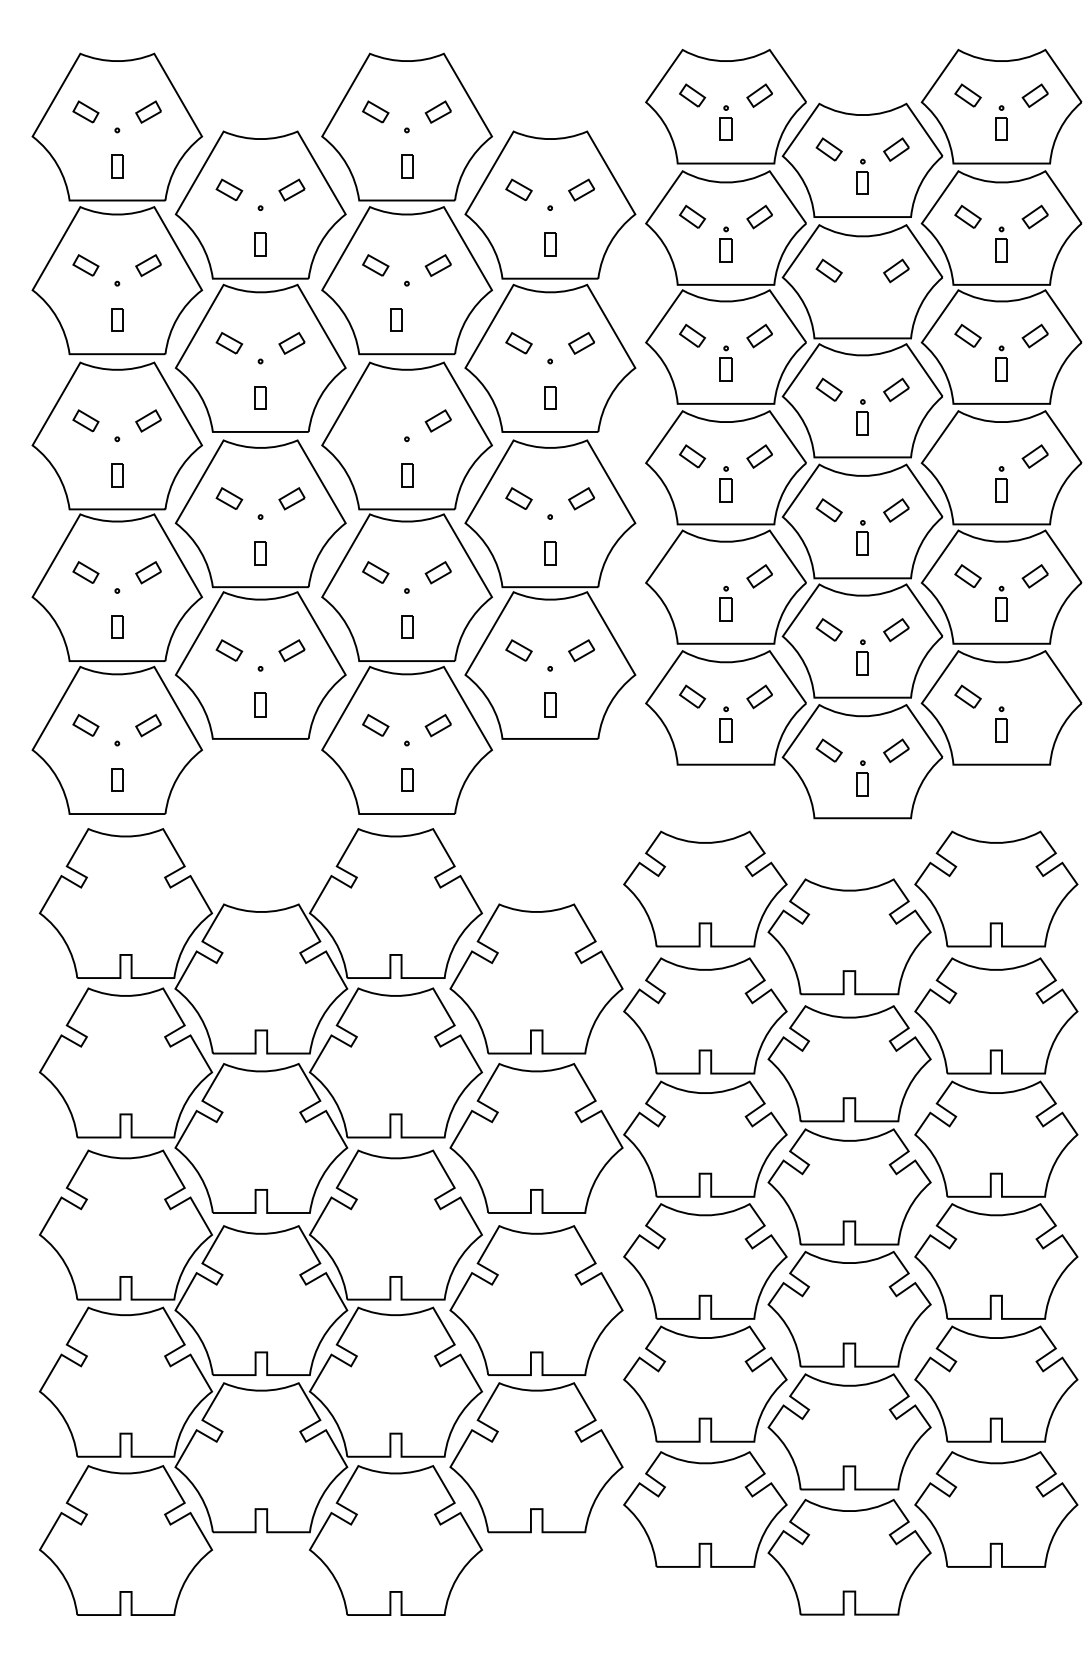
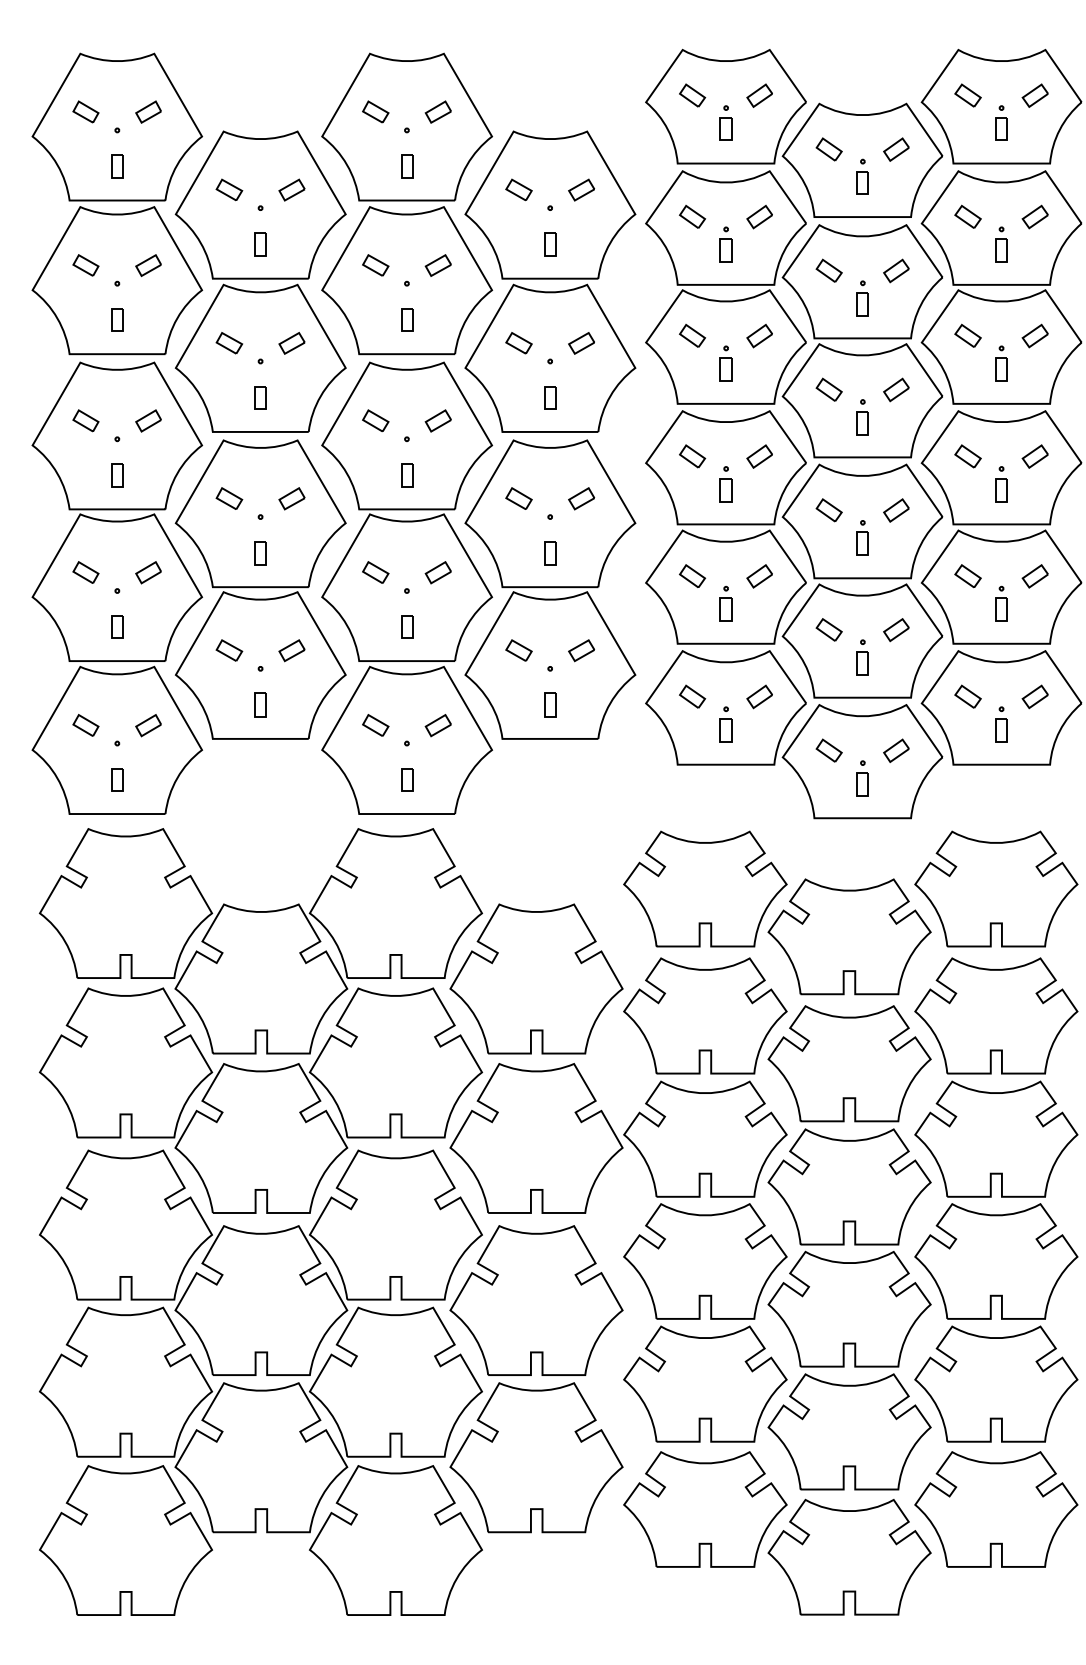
part: none -> present (862, 298)
part position: (396, 319) -> (407, 319) (407, 319)
part: none -> present (375, 420)
part: none -> present (967, 456)
part: none -> present (692, 575)
part: none -> present (1034, 696)
